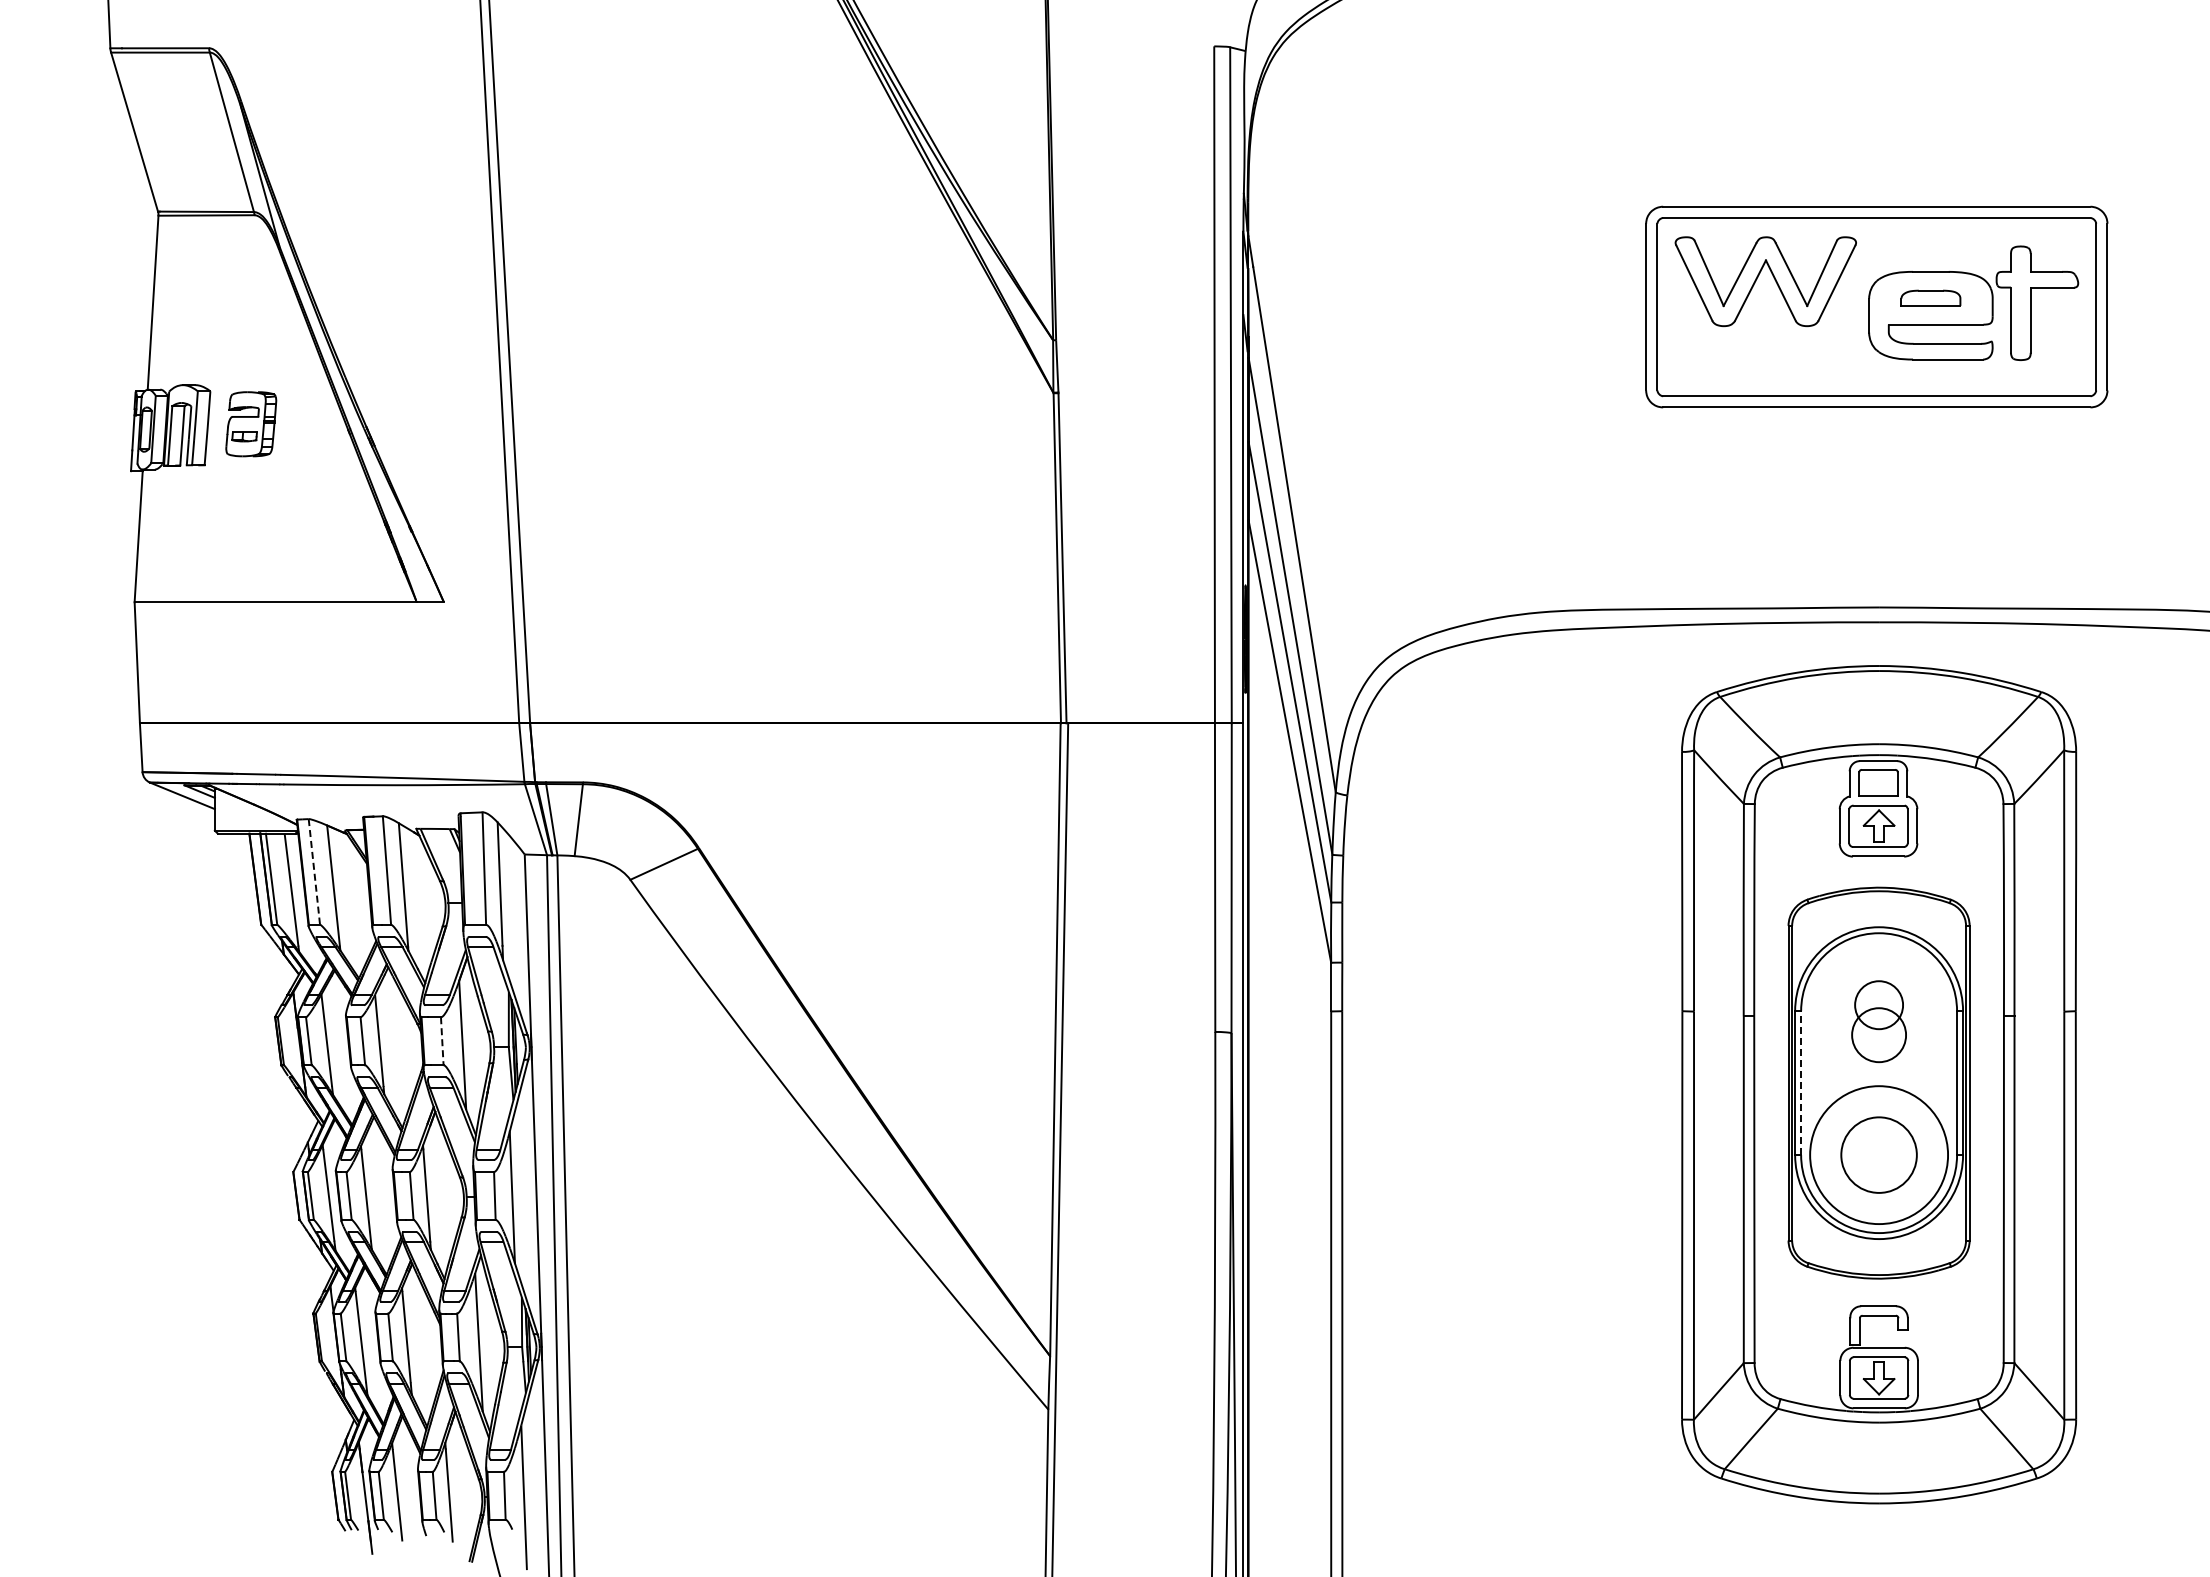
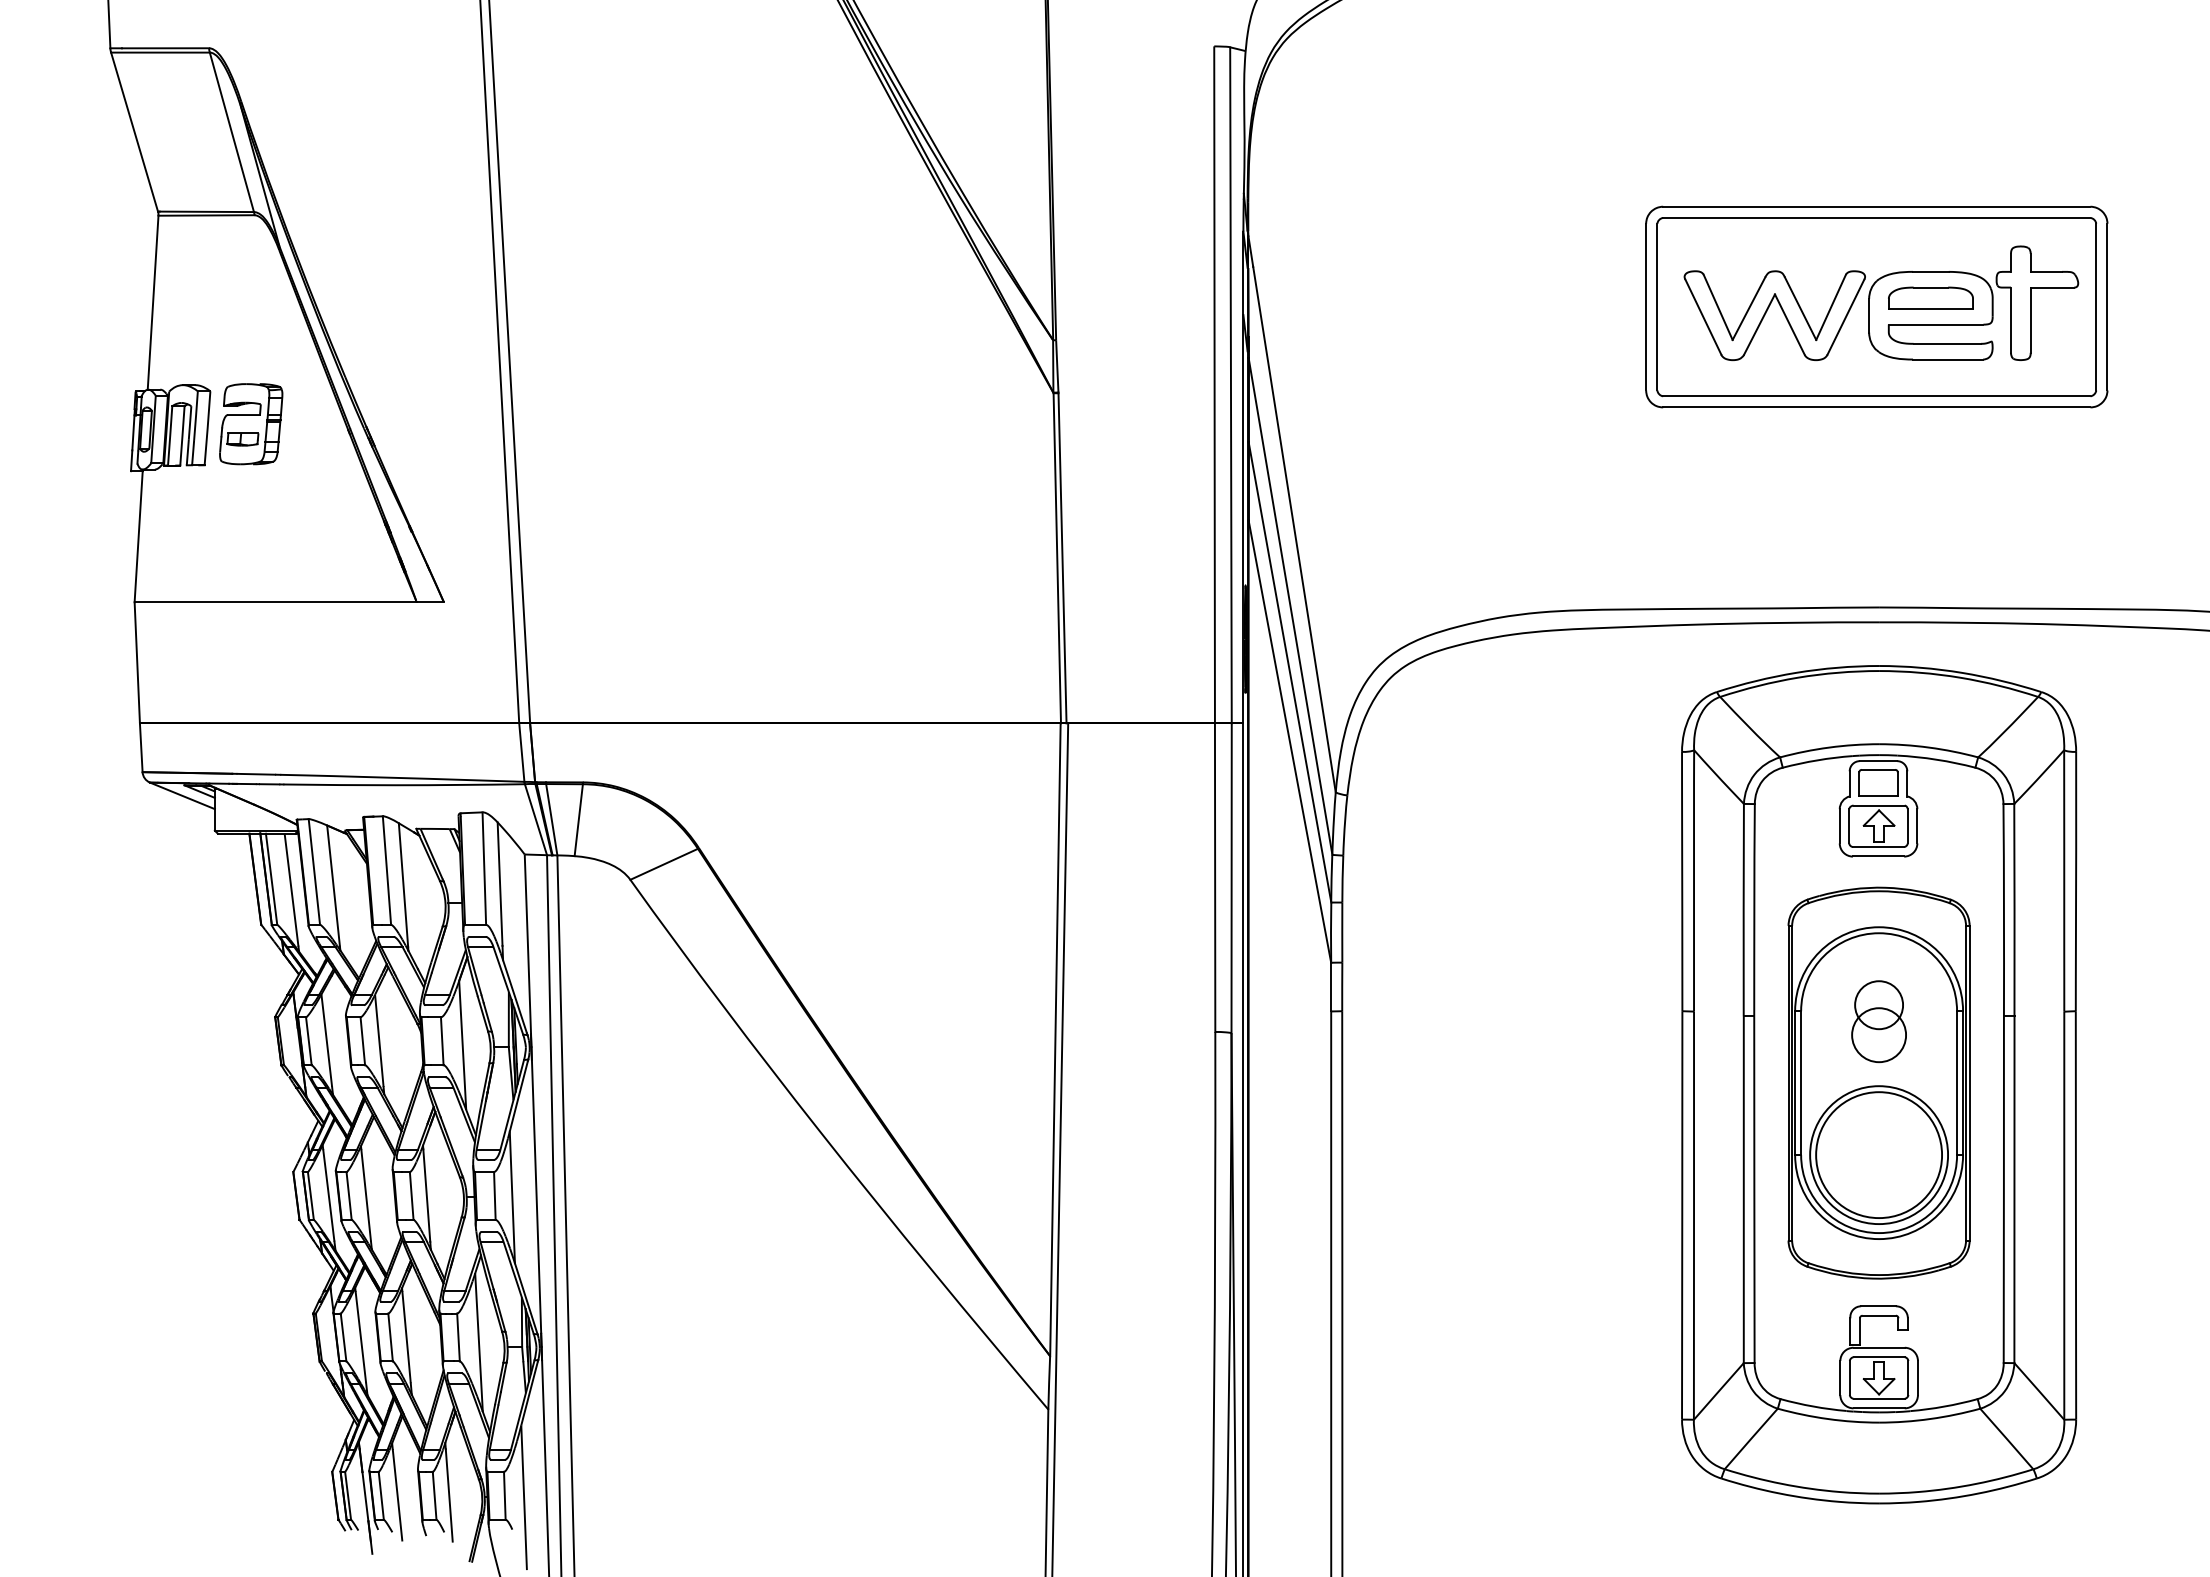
part position: (1758, 277) -> (1767, 311) (1767, 311)
part size: 62x18 px -> 86x24 px (1930, 297)
part size: 53x67 px -> 65x83 px (251, 424)
line: dashed -> solid (314, 872)
line: dashed -> solid (442, 1041)
line: dashed -> solid (1801, 1083)
circle diameter: 76 px -> 126 px (1879, 1155)
